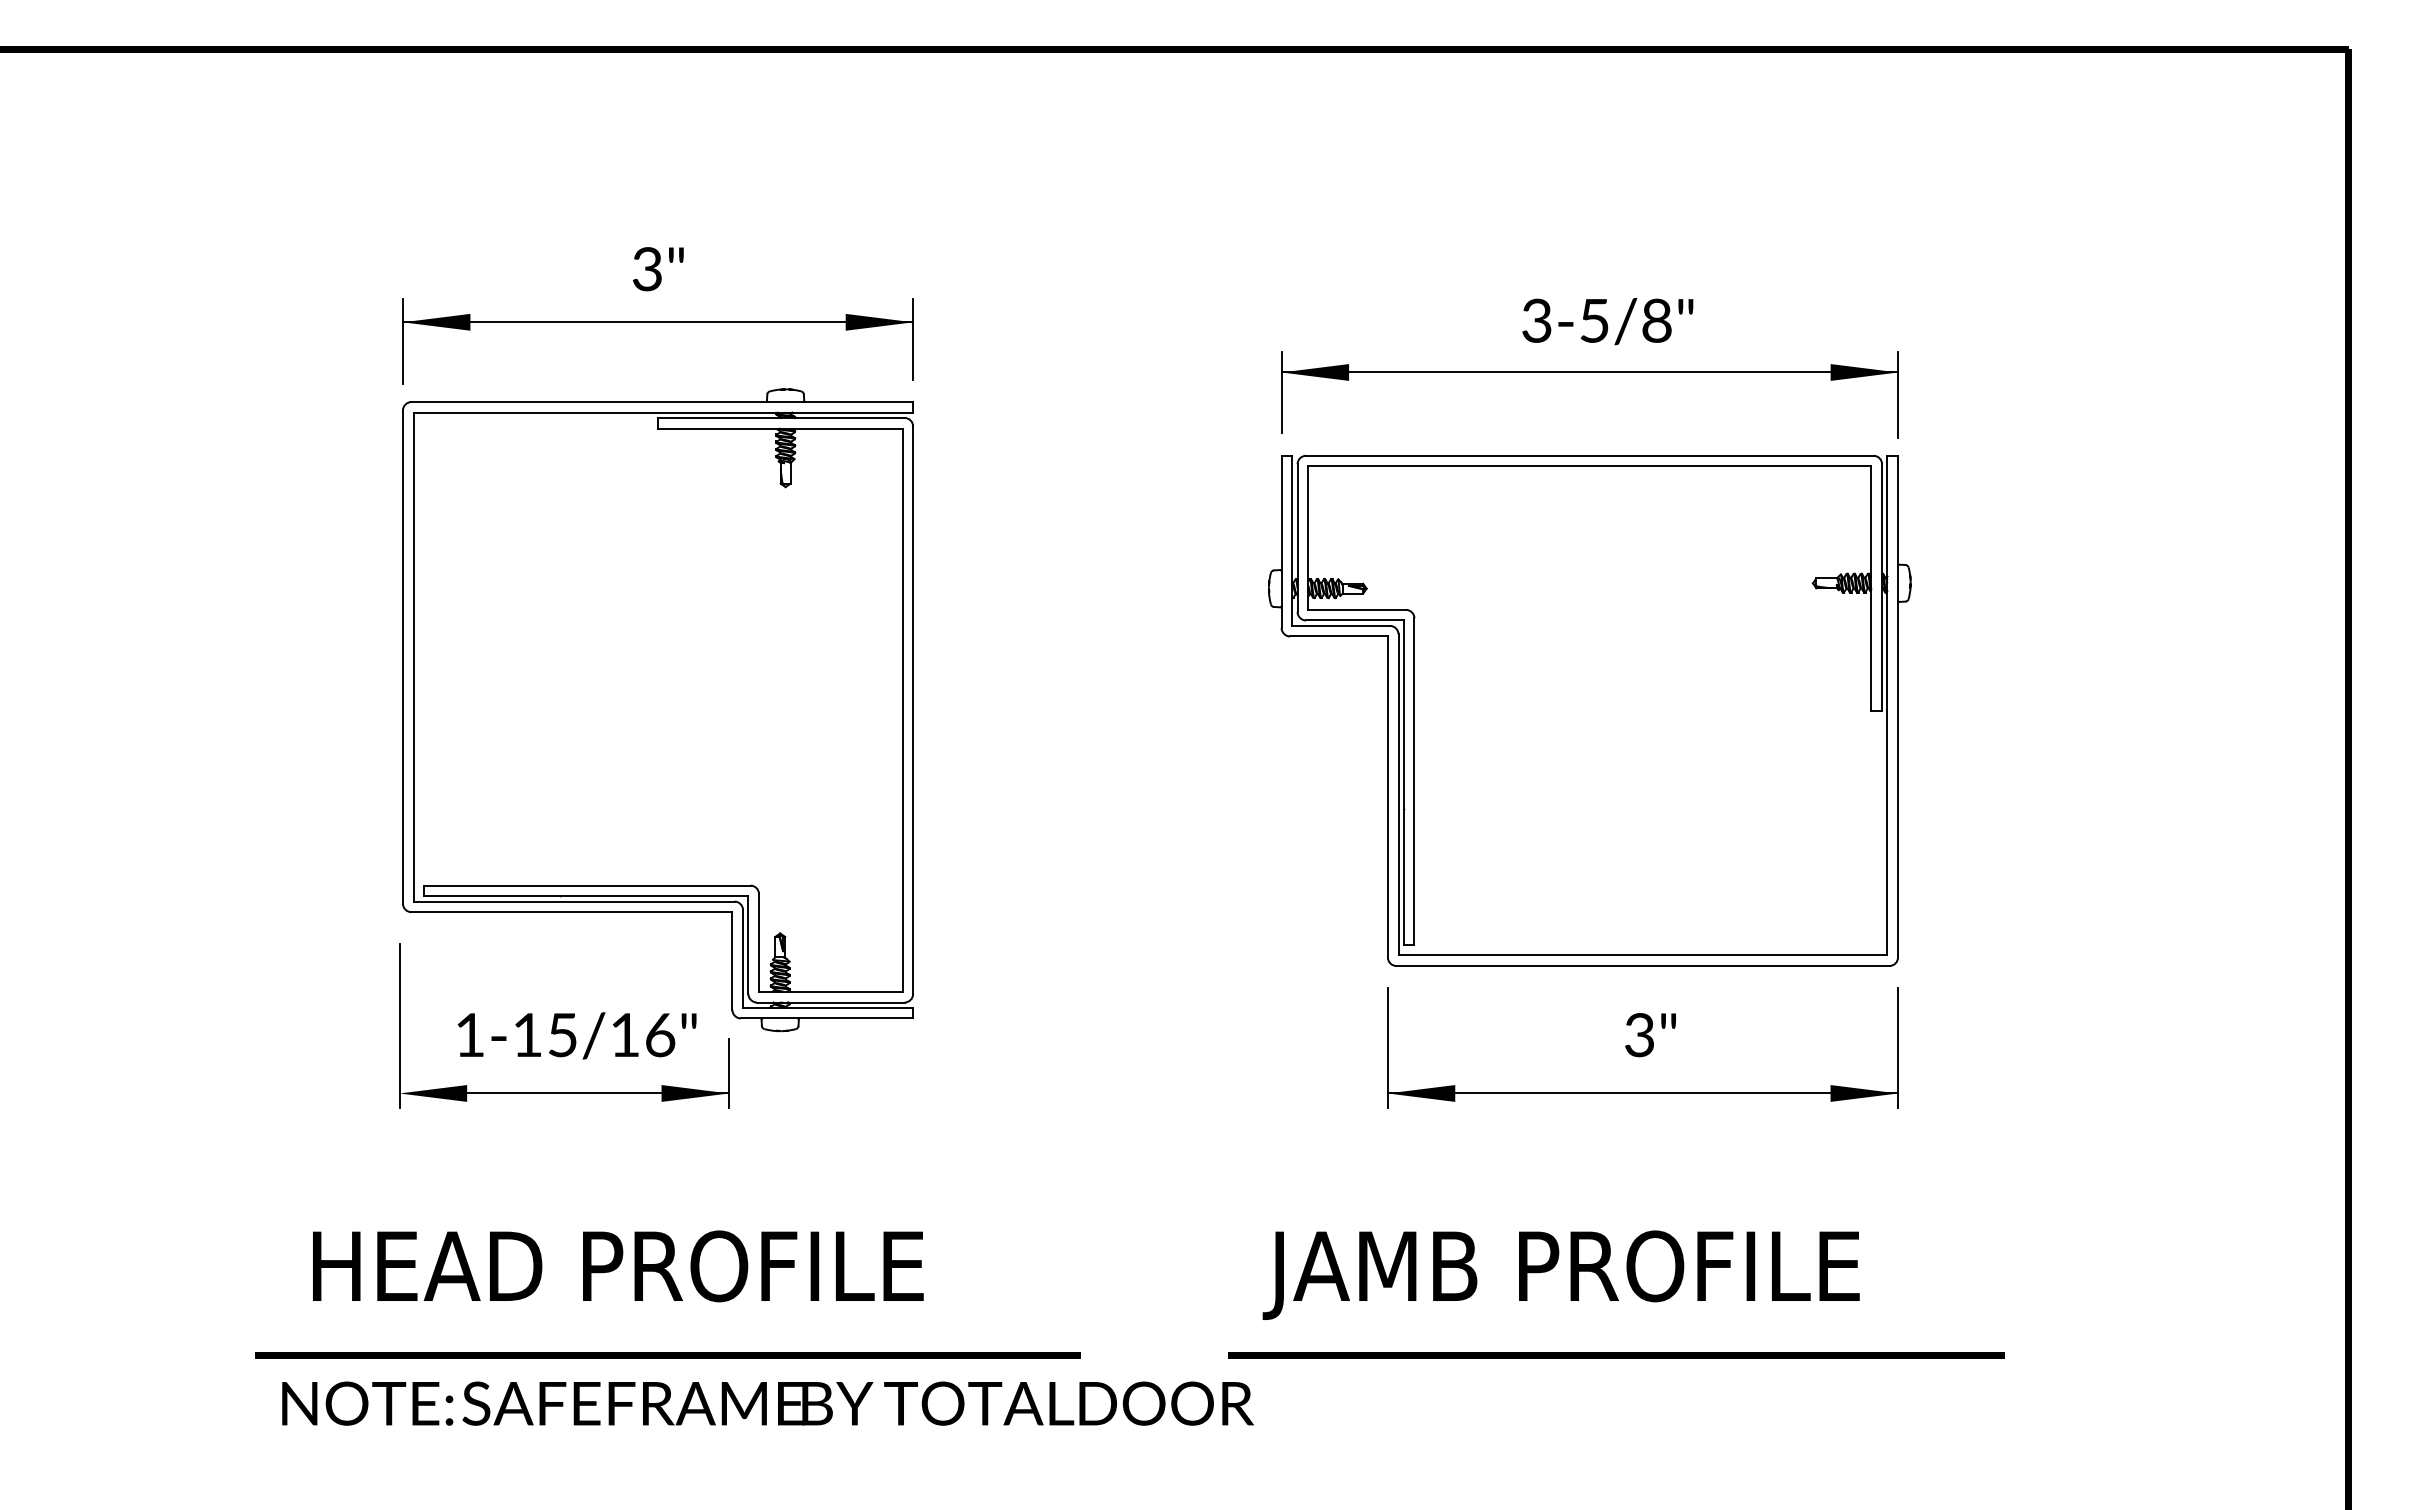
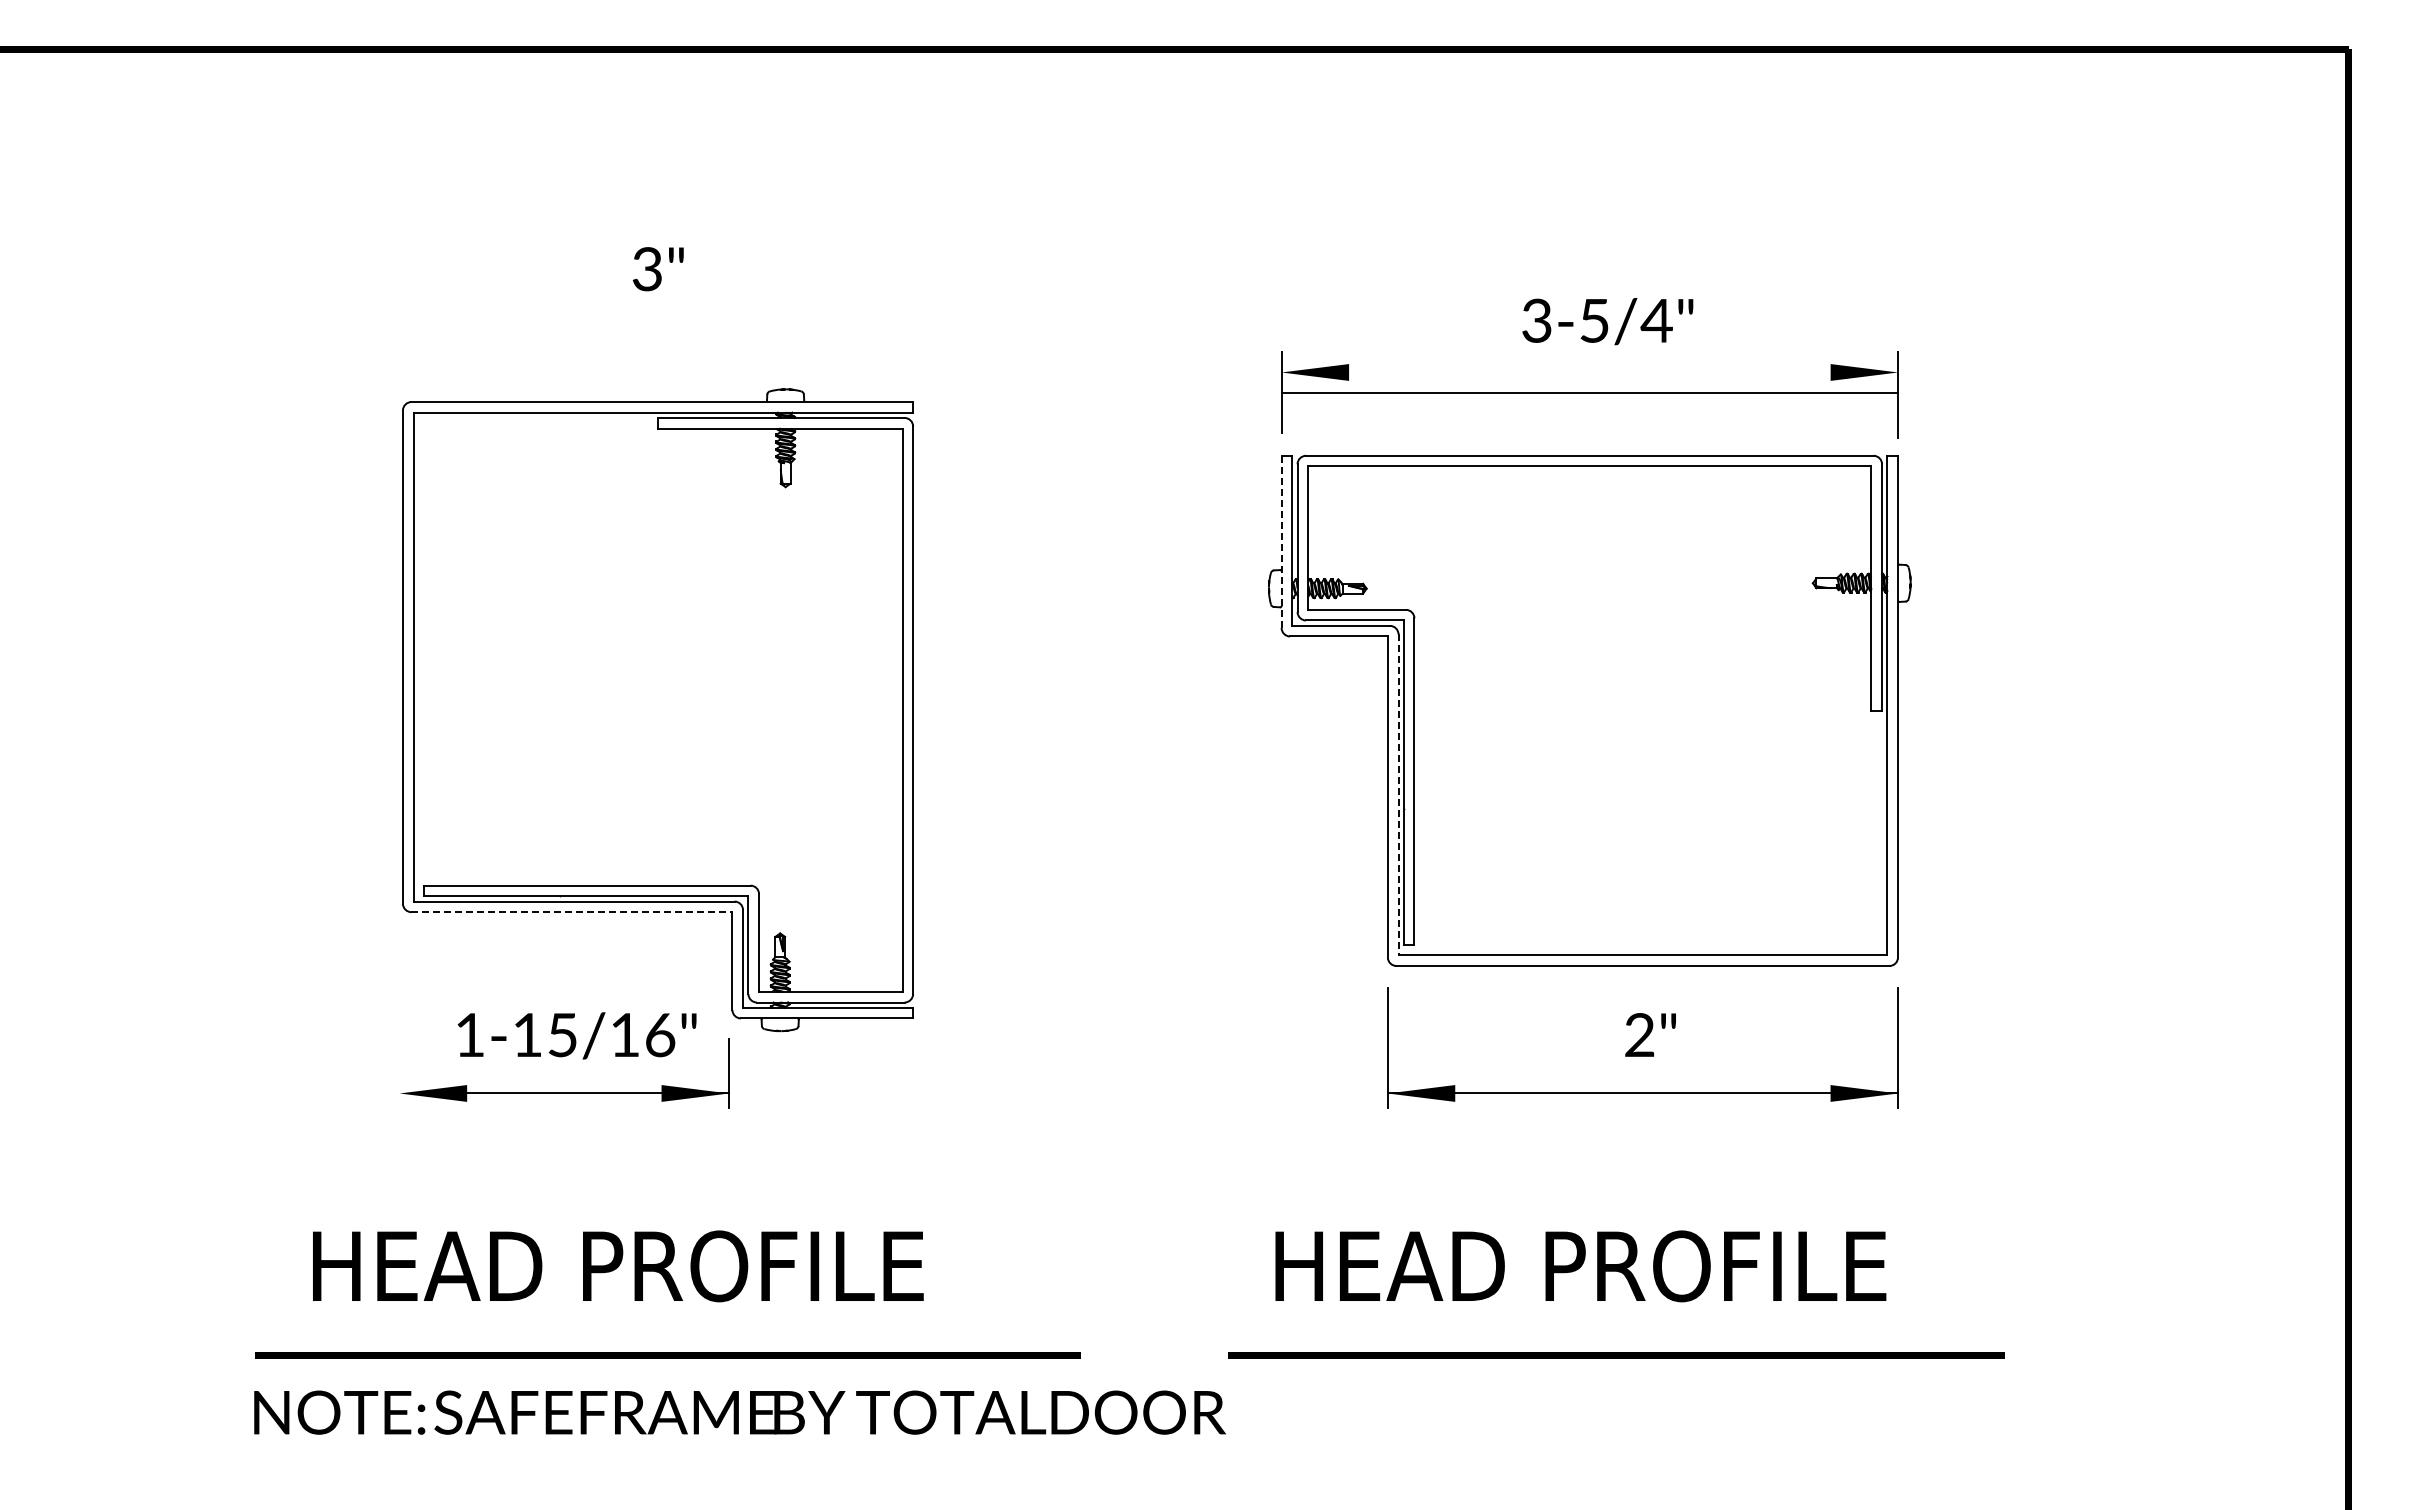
text: 3-5/8" -> 3-5/4" (1656, 320)
part: present -> none (657, 322)
line position: (1589, 372) -> (1589, 393) (1589, 393)
line: solid -> dashed (1281, 541)
line: solid -> dashed (1398, 795)
line: solid -> dashed (572, 912)
line: present -> none (399, 1025)
text: 3" -> 2" (1639, 1035)
text: JAMB PROFILE -> HEAD PROFILE (1574, 1274)
text position: (767, 1403) -> (739, 1412) (739, 1412)
